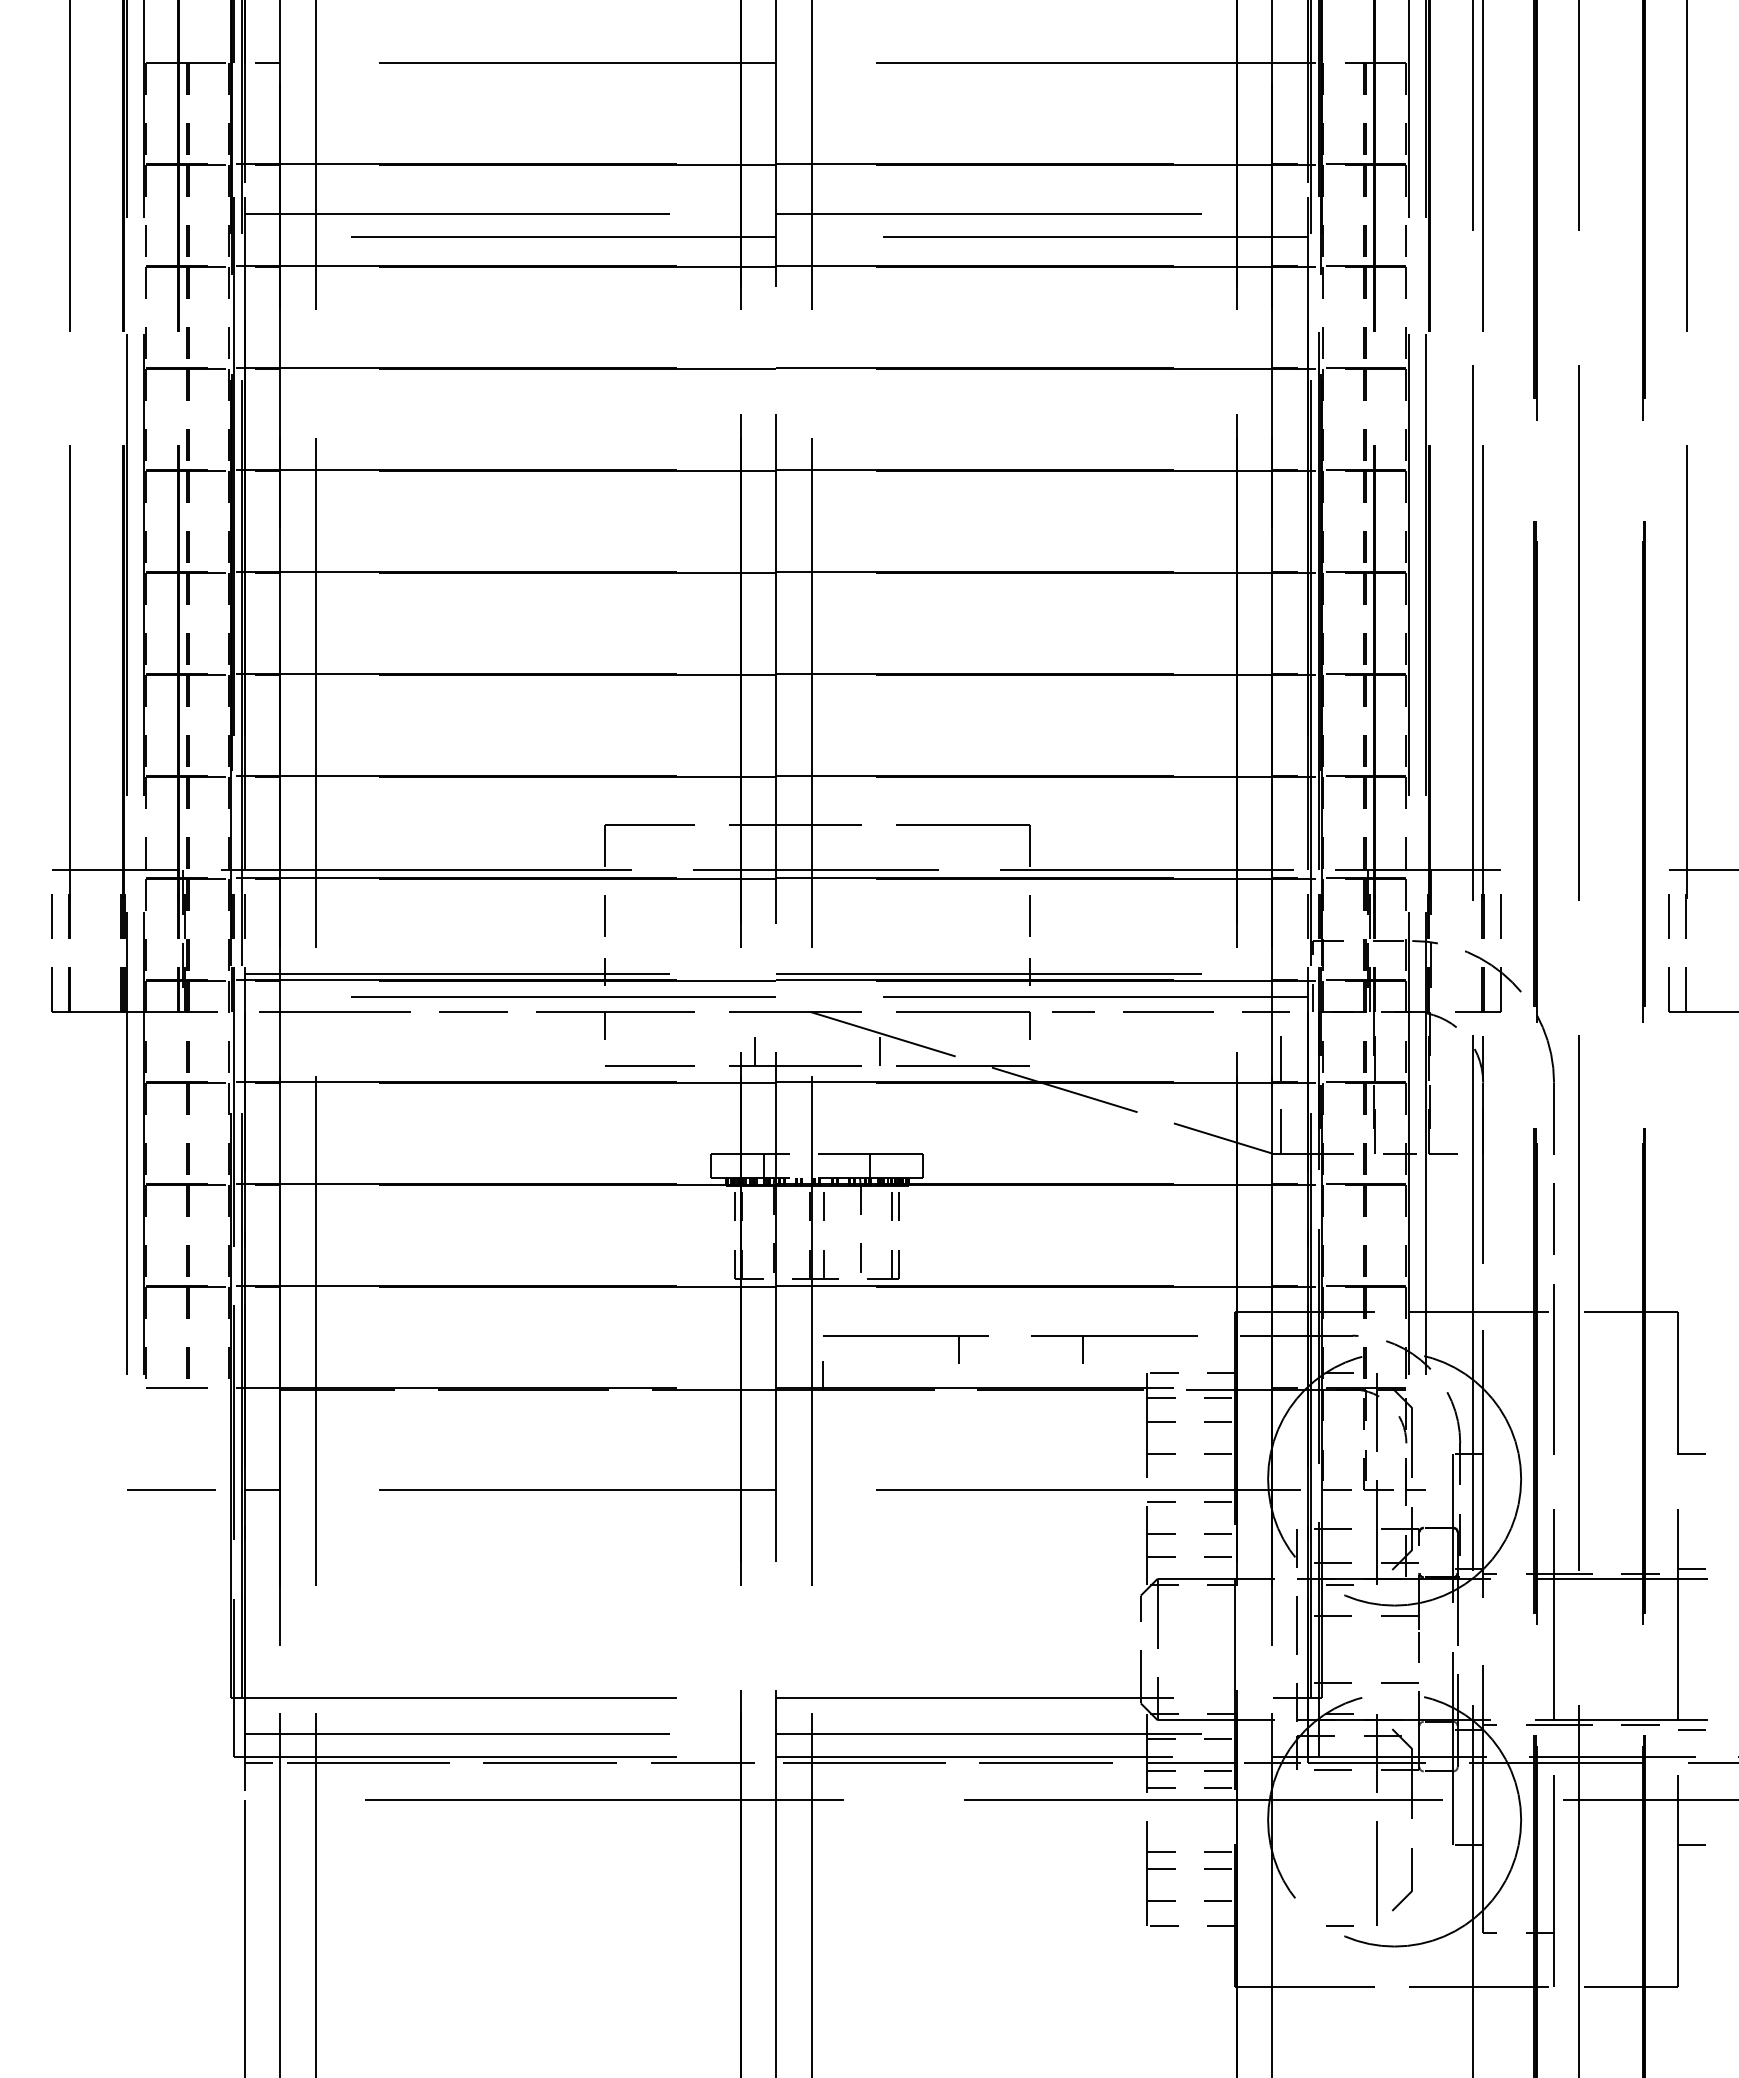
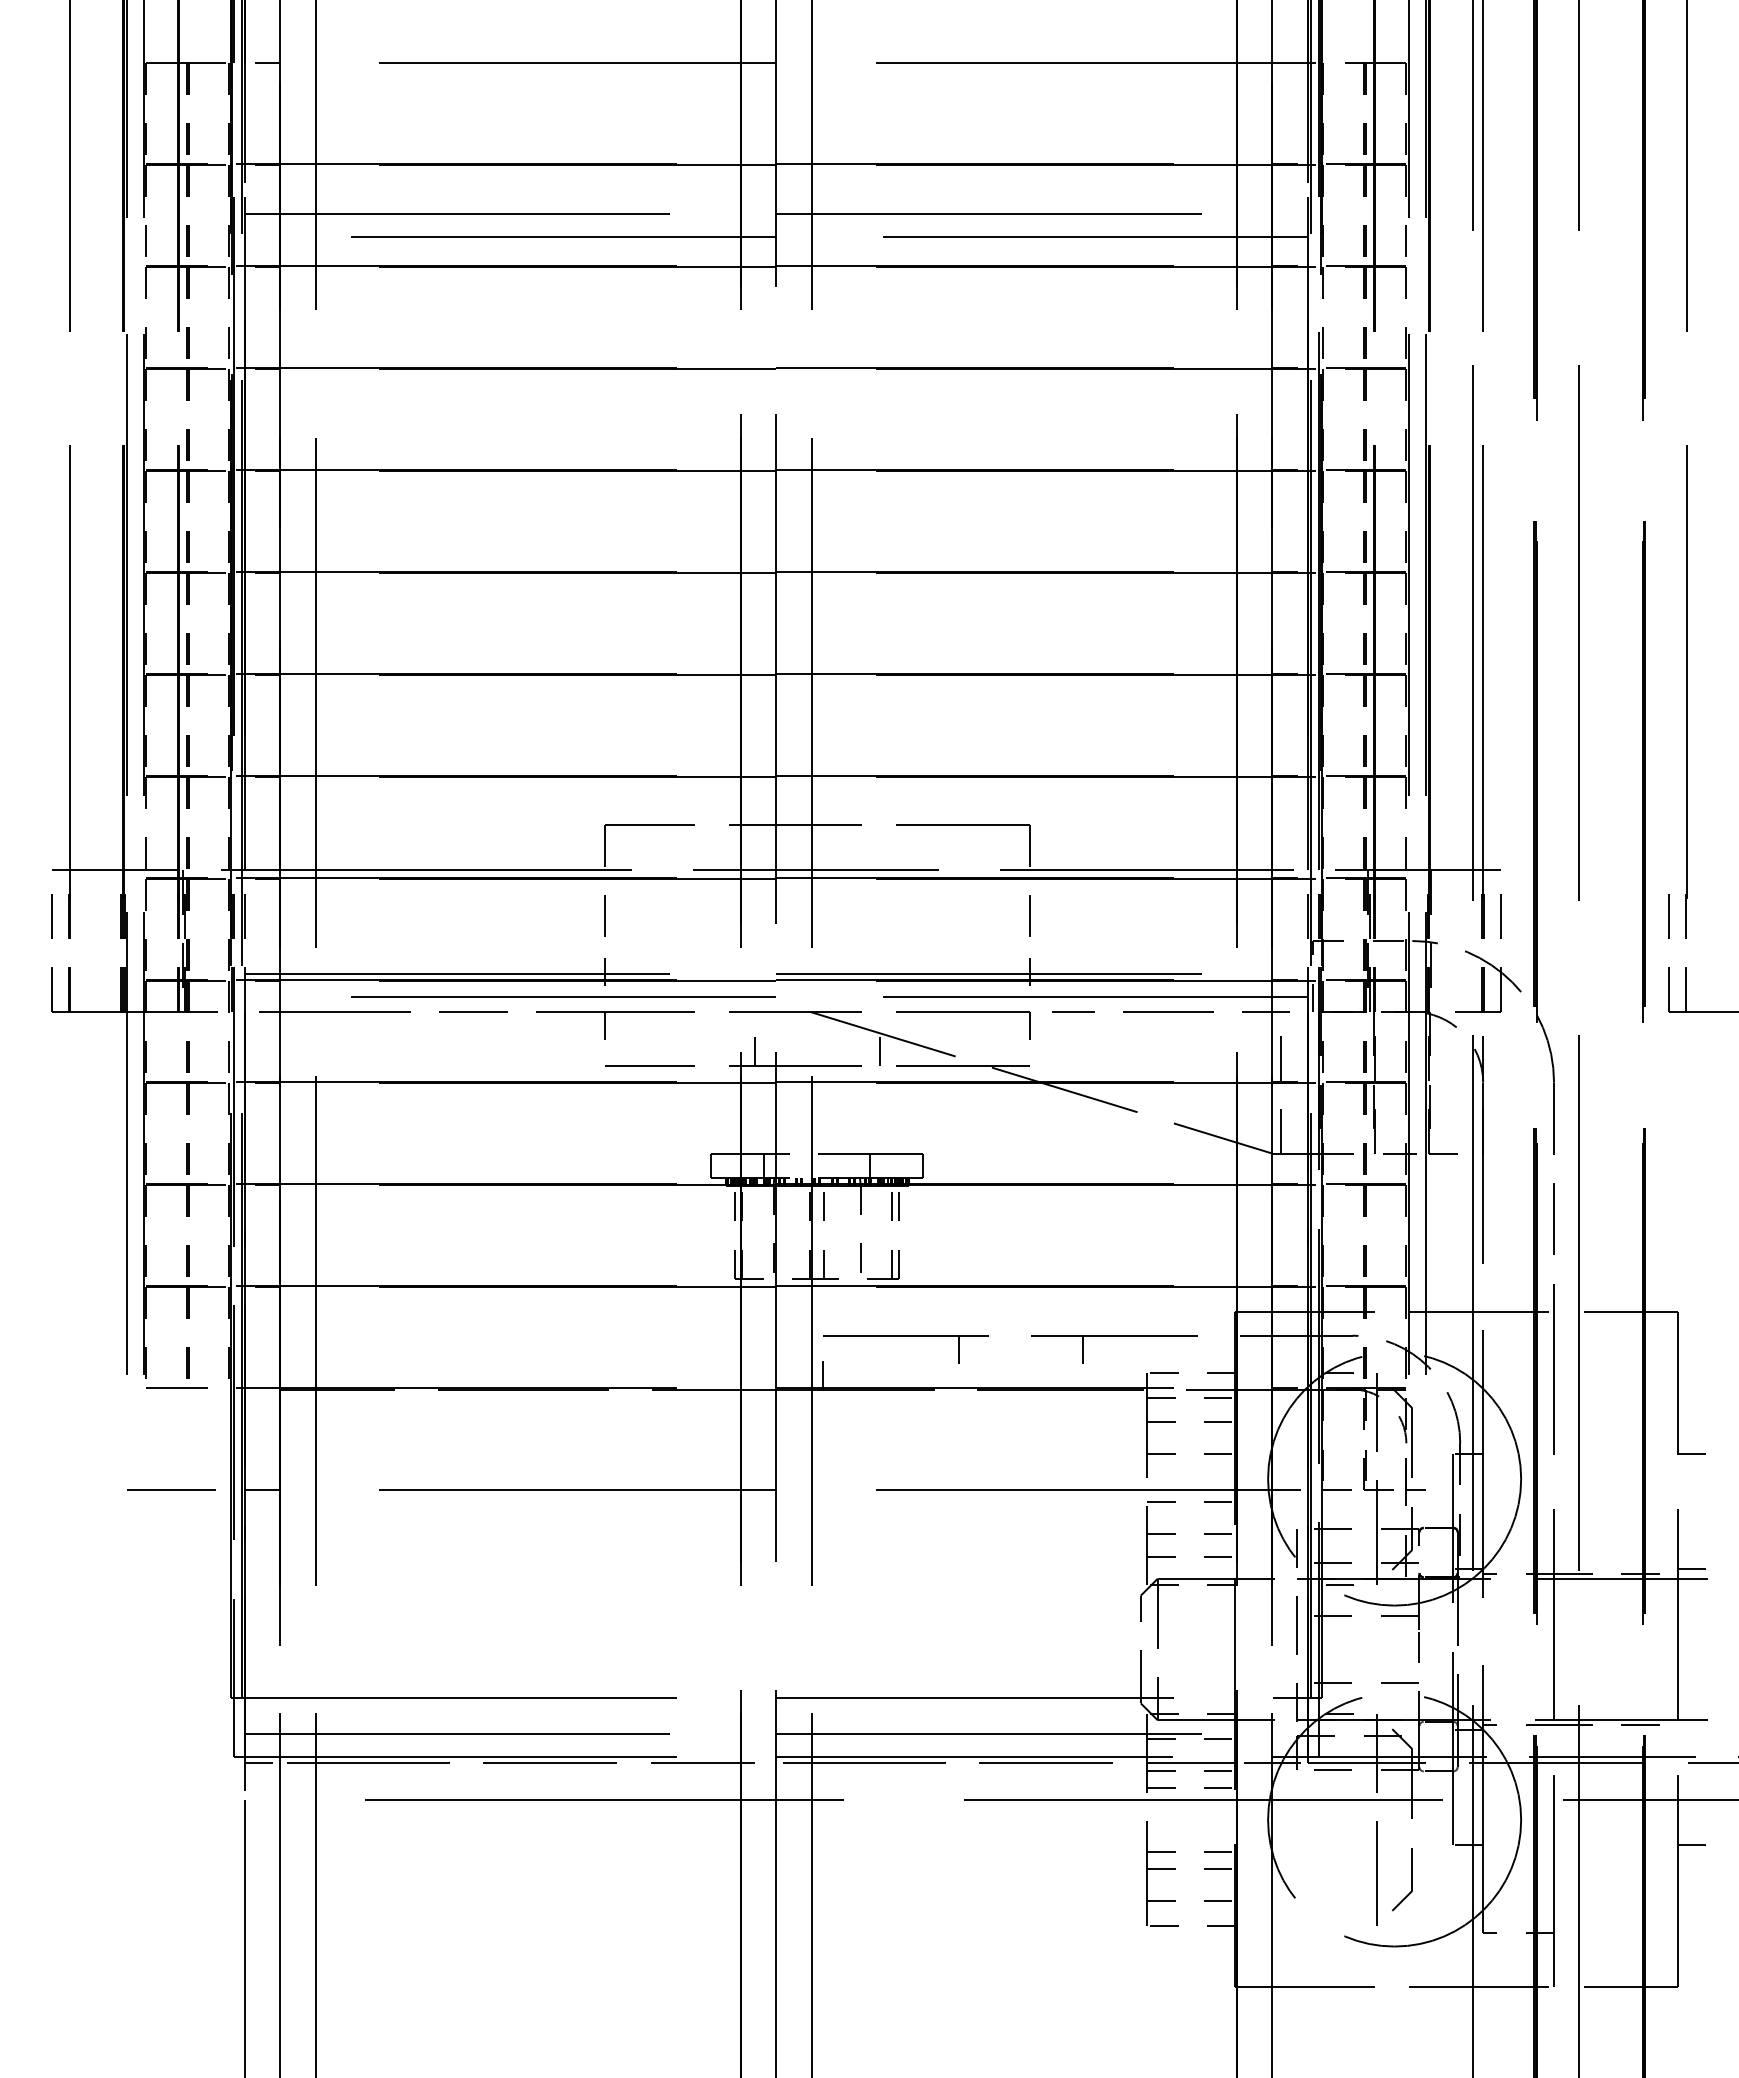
line: present -> none (1702, 870)
line: present -> none (1692, 1729)
line: present -> none (1339, 1925)
